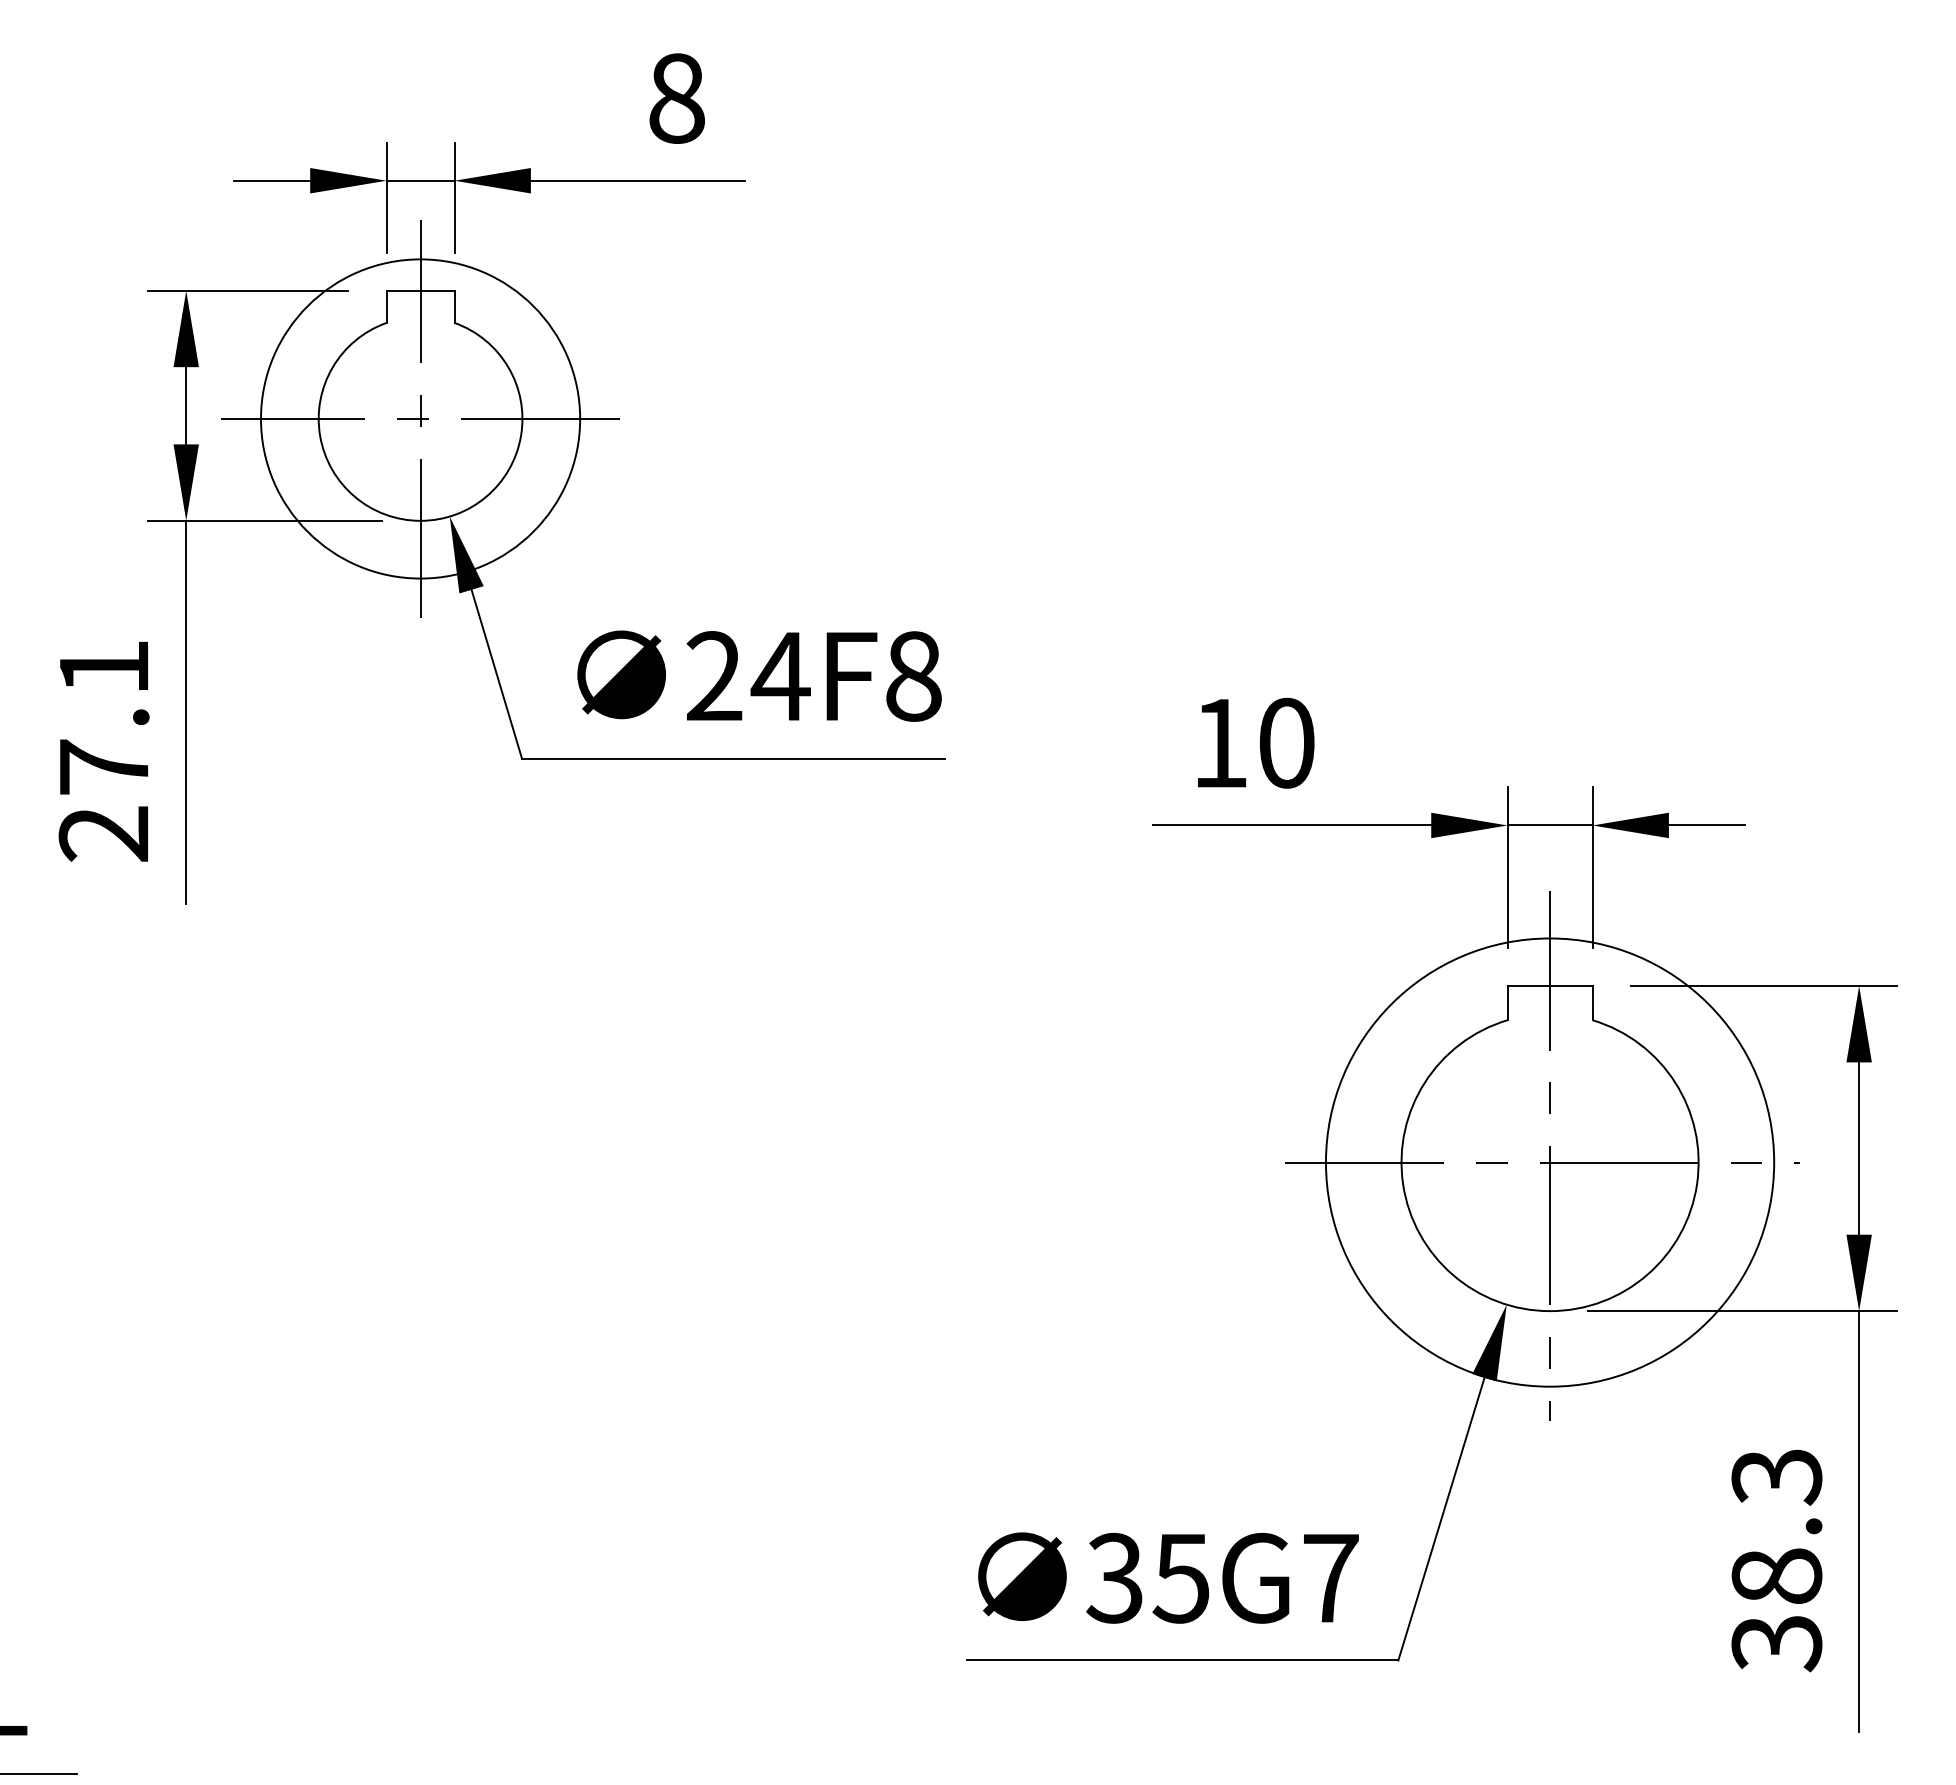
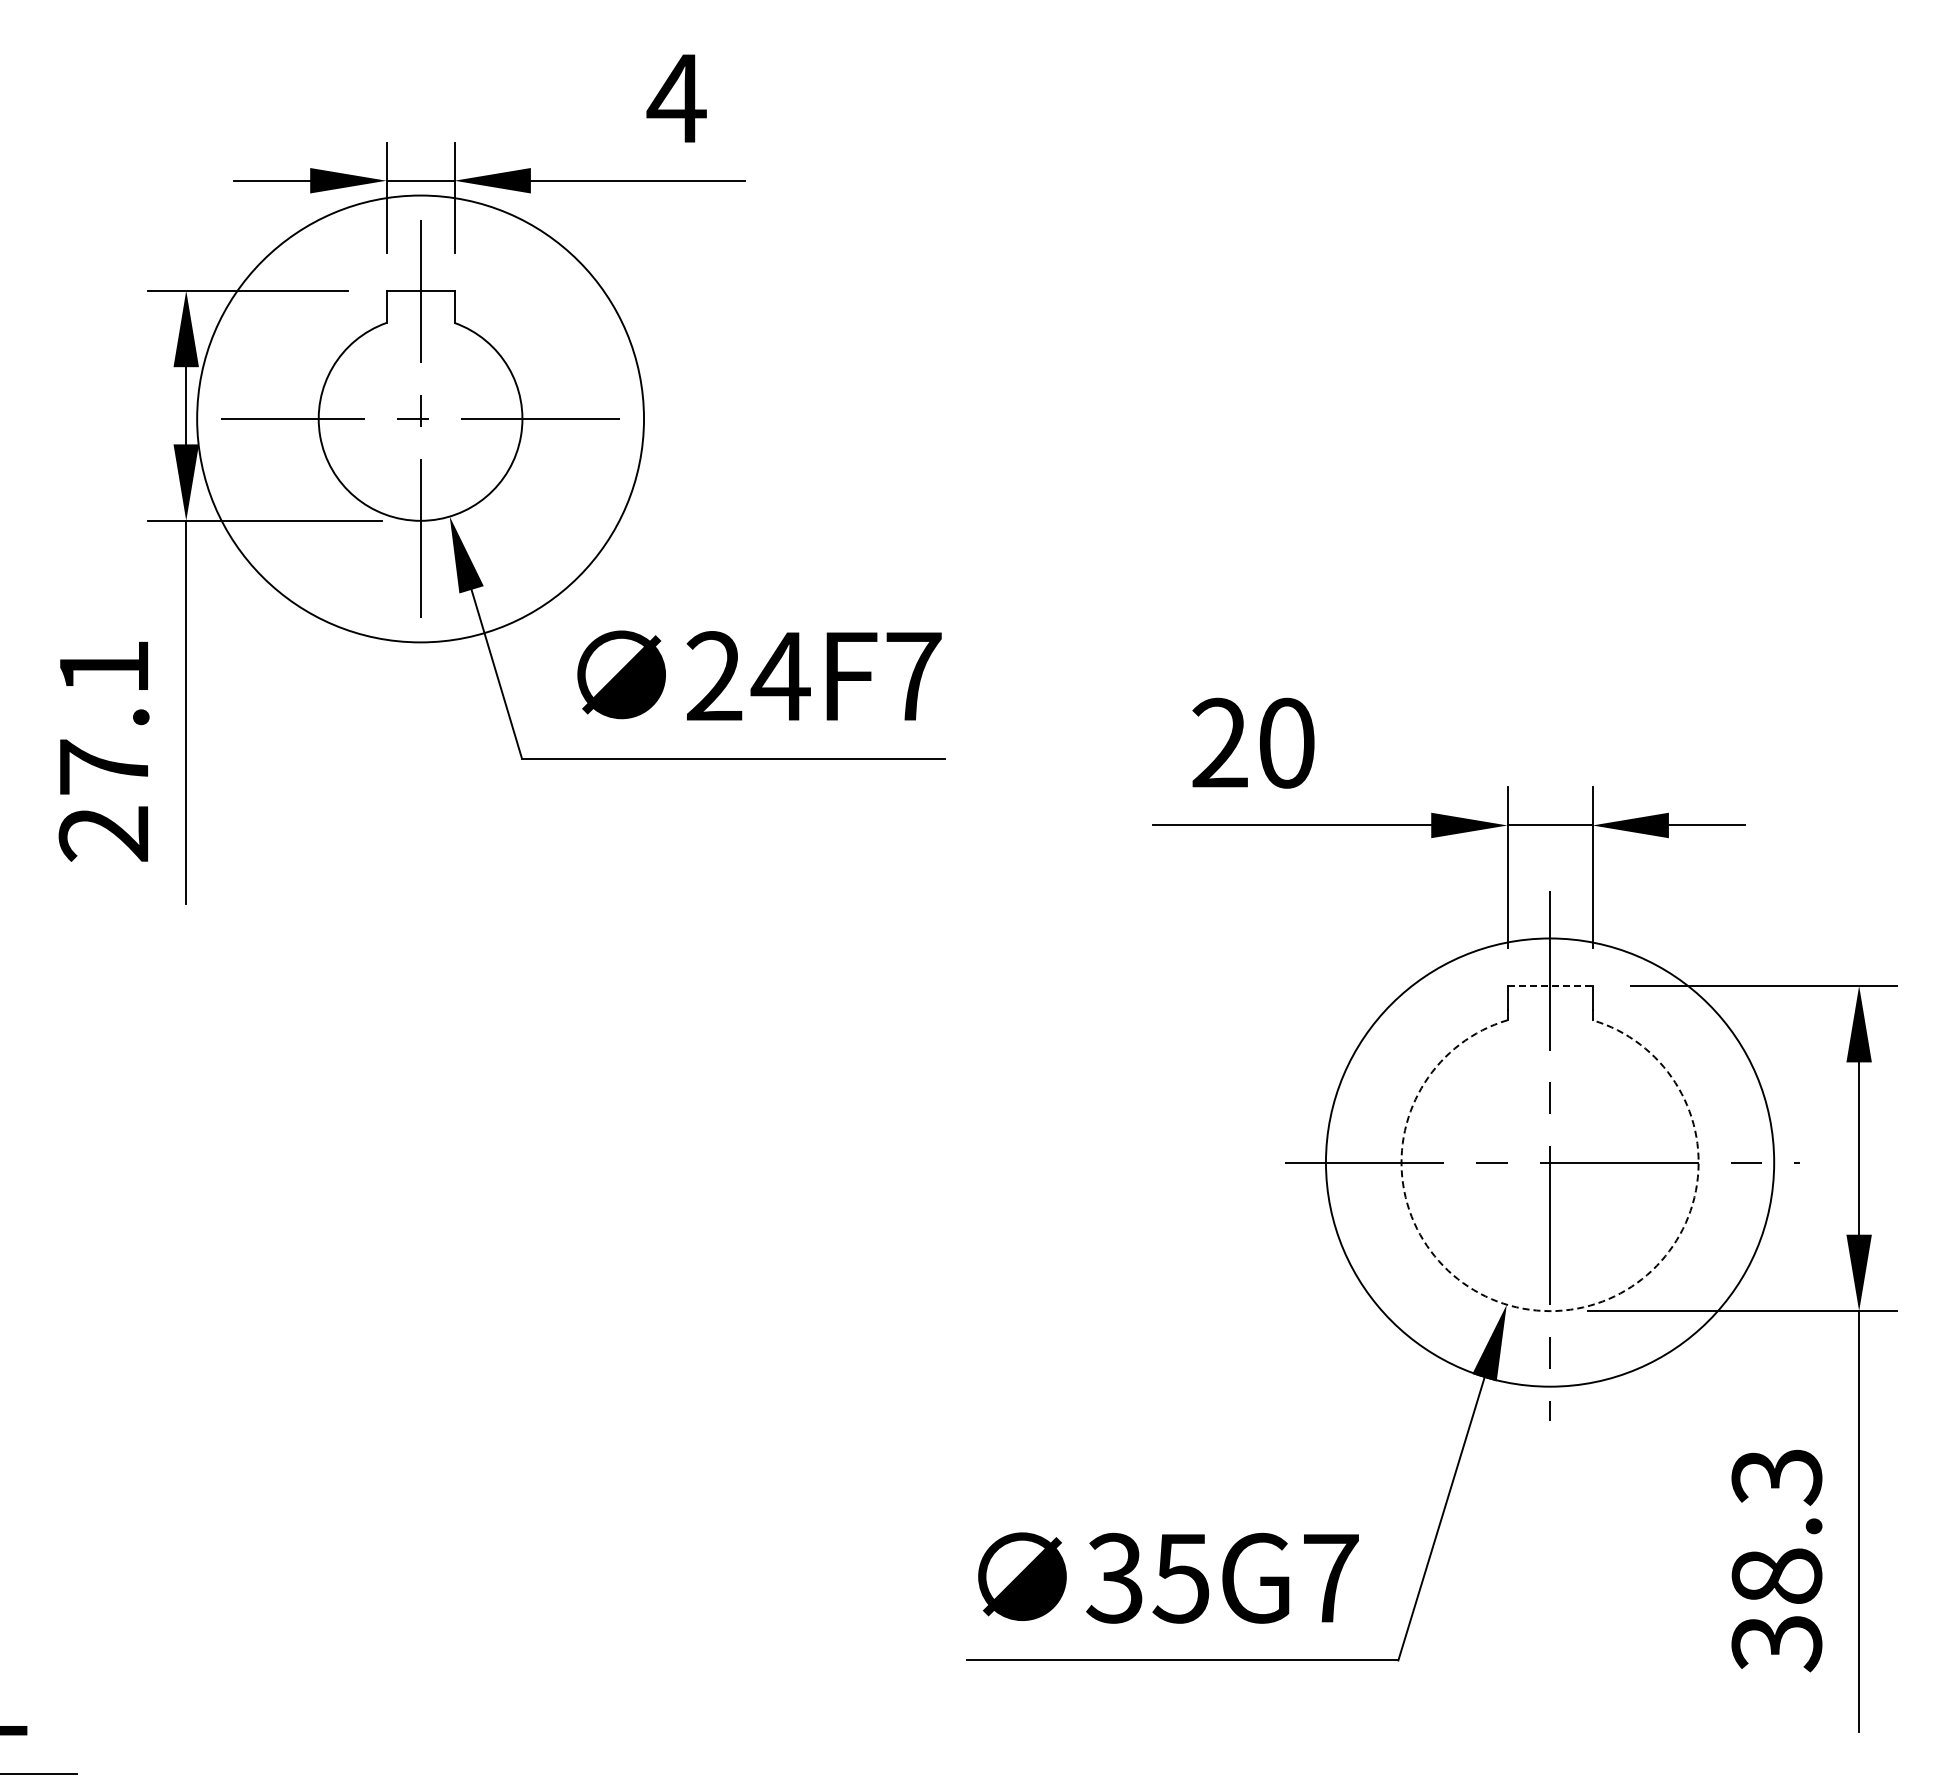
text: 8 -> 4 (676, 98)
circle diameter: 319 px -> 447 px (420, 418)
text: 24F8 -> 24F7 (913, 676)
text: 10 -> 20 (1219, 742)
line: solid -> dashed (1550, 986)
arc: solid -> dashed (1550, 1311)
